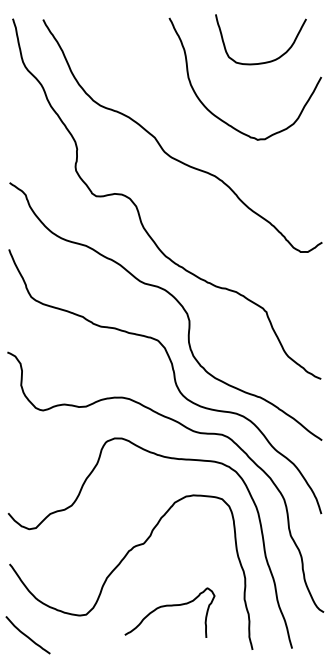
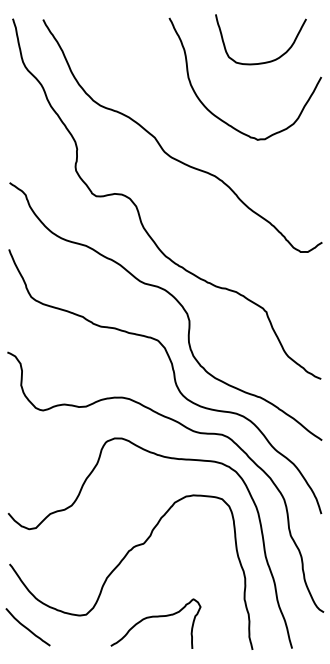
curve position: (169, 606) -> (155, 617) (155, 617)
curve position: (27, 635) -> (27, 627) (27, 627)
